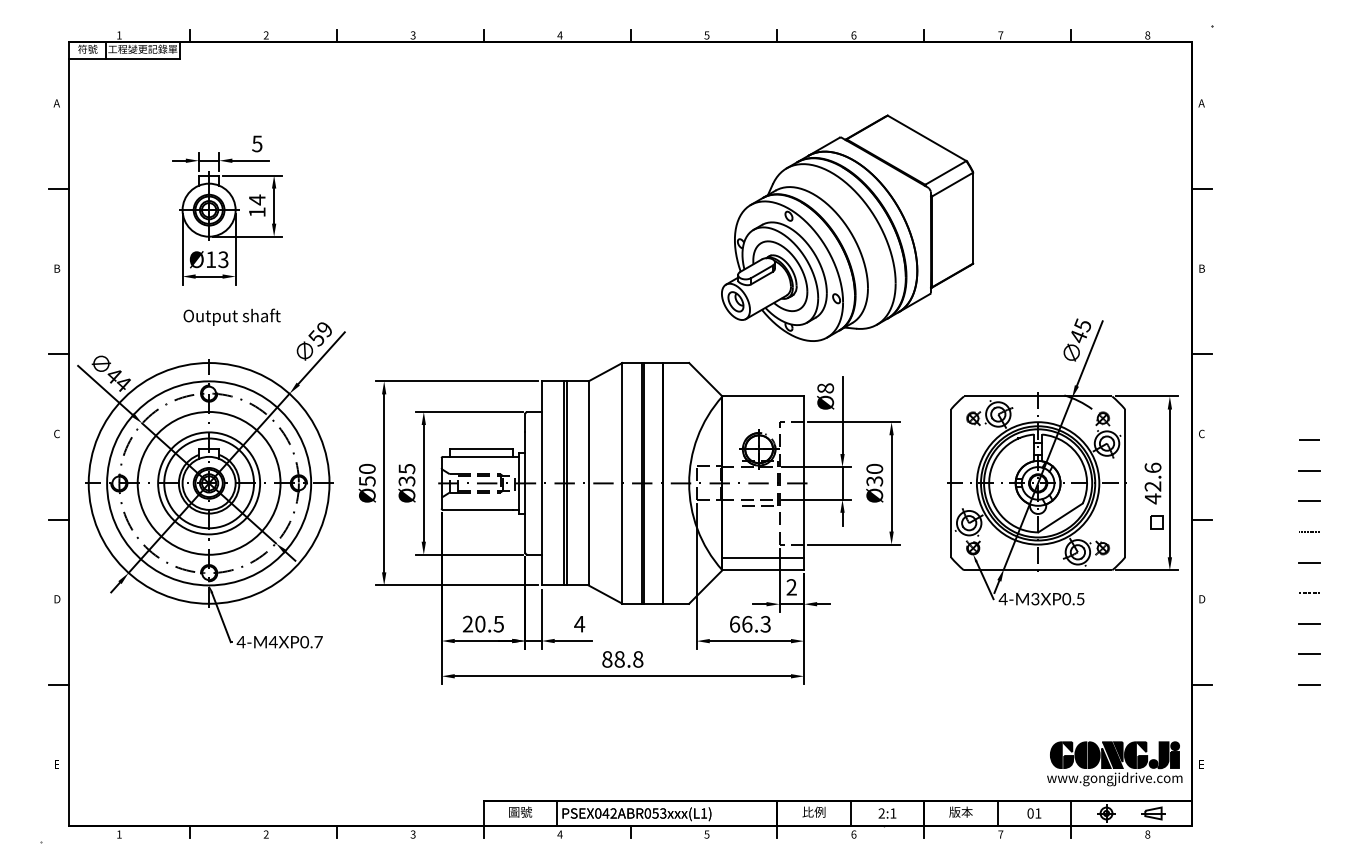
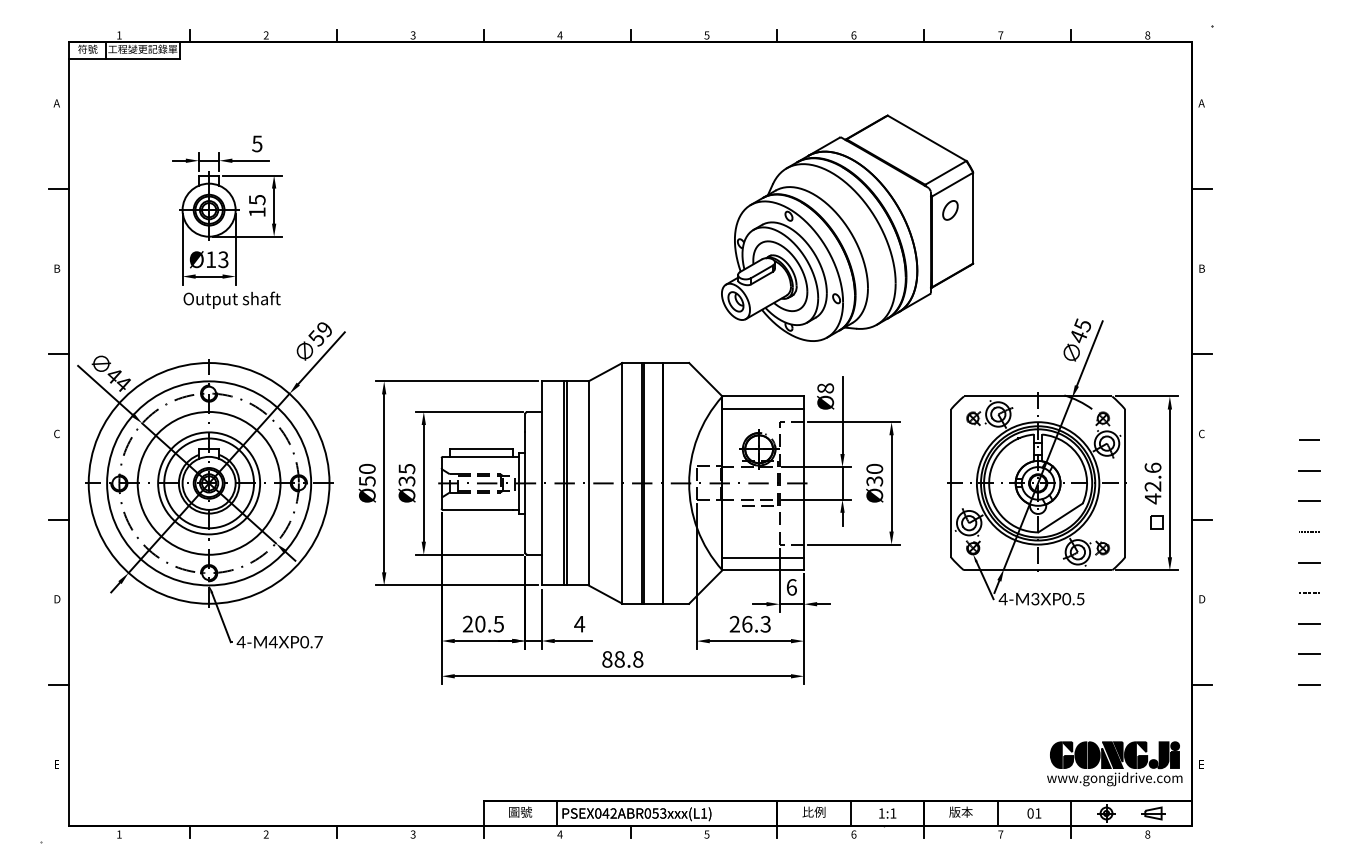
text: 14 -> 15 (257, 199)
part: none -> present (950, 210)
text position: (231, 316) -> (231, 299) (231, 299)
line: none -> present (763, 409)
text: 2 -> 6 (791, 587)
text: 66.3 -> 26.3 (734, 623)
text: 2:1 -> 1:1 (881, 813)
